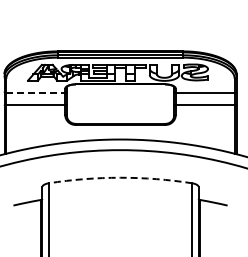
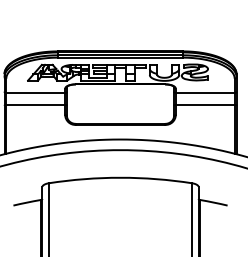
line: dashed -> solid (36, 93)
arc: dashed -> solid (120, 177)
